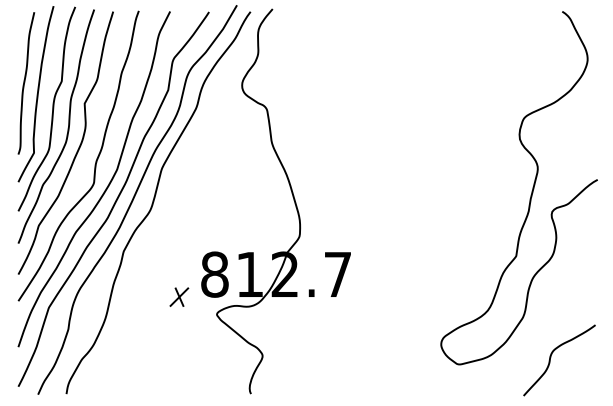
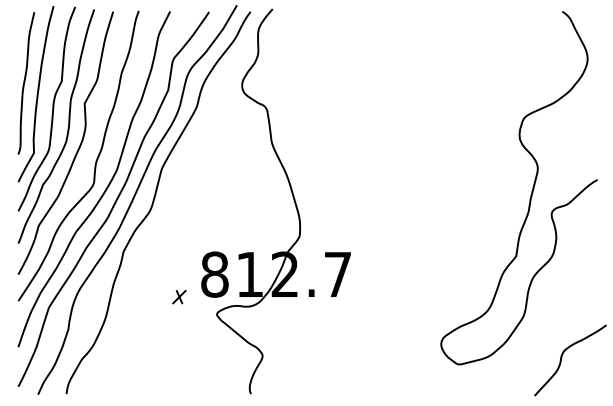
part size: 21x20 px -> 15x16 px (179, 296)
curve position: (551, 357) -> (562, 357) (562, 357)
